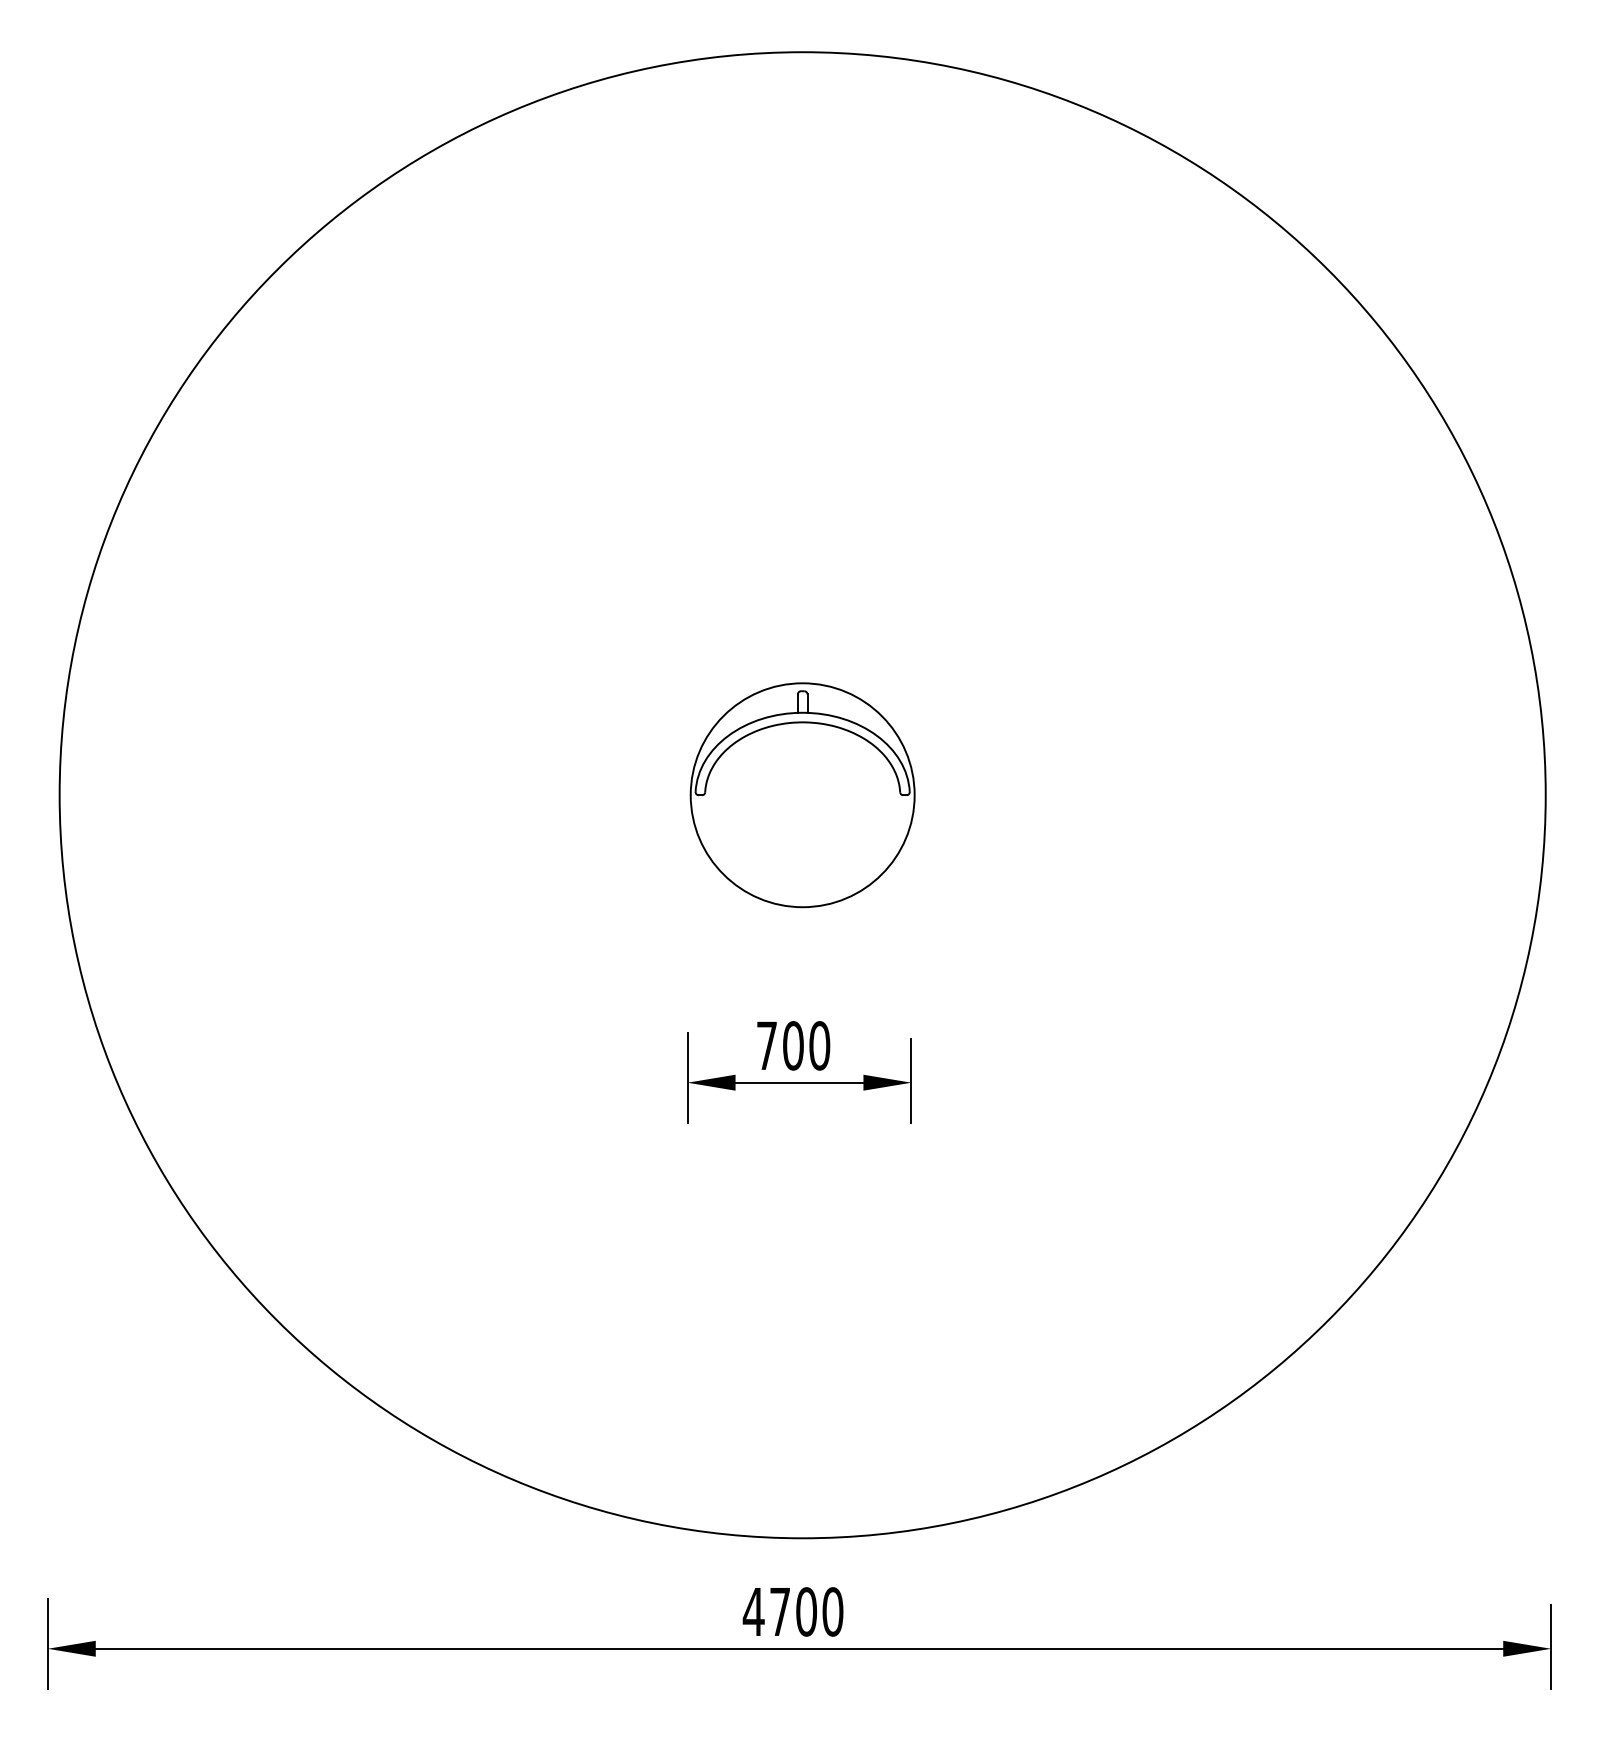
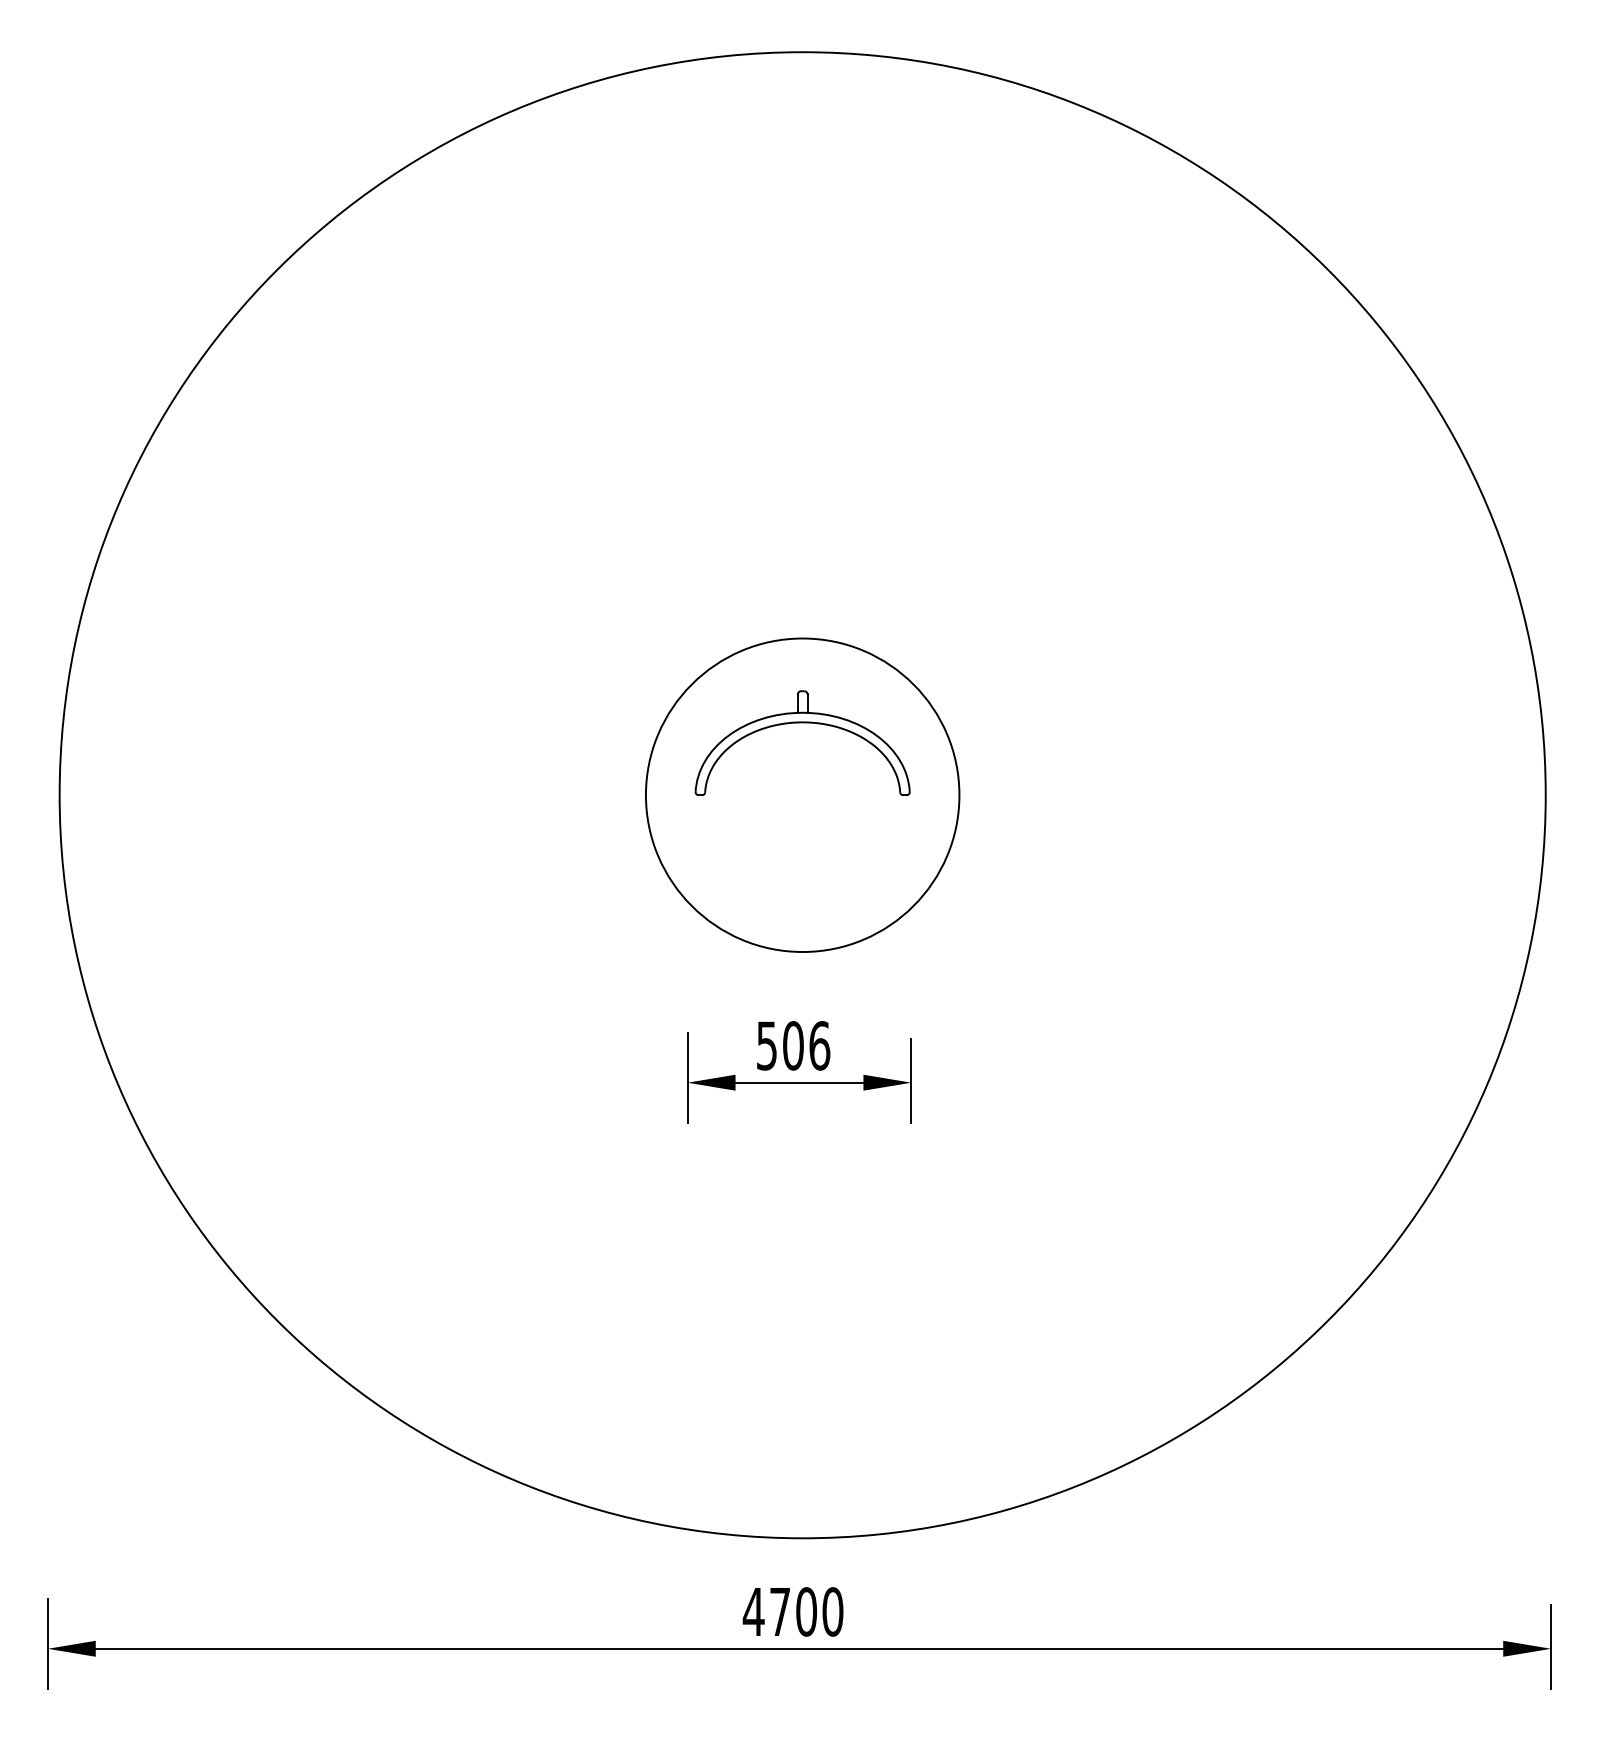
circle diameter: 224 px -> 313 px (802, 795)
text: 700 -> 506 (793, 1045)
